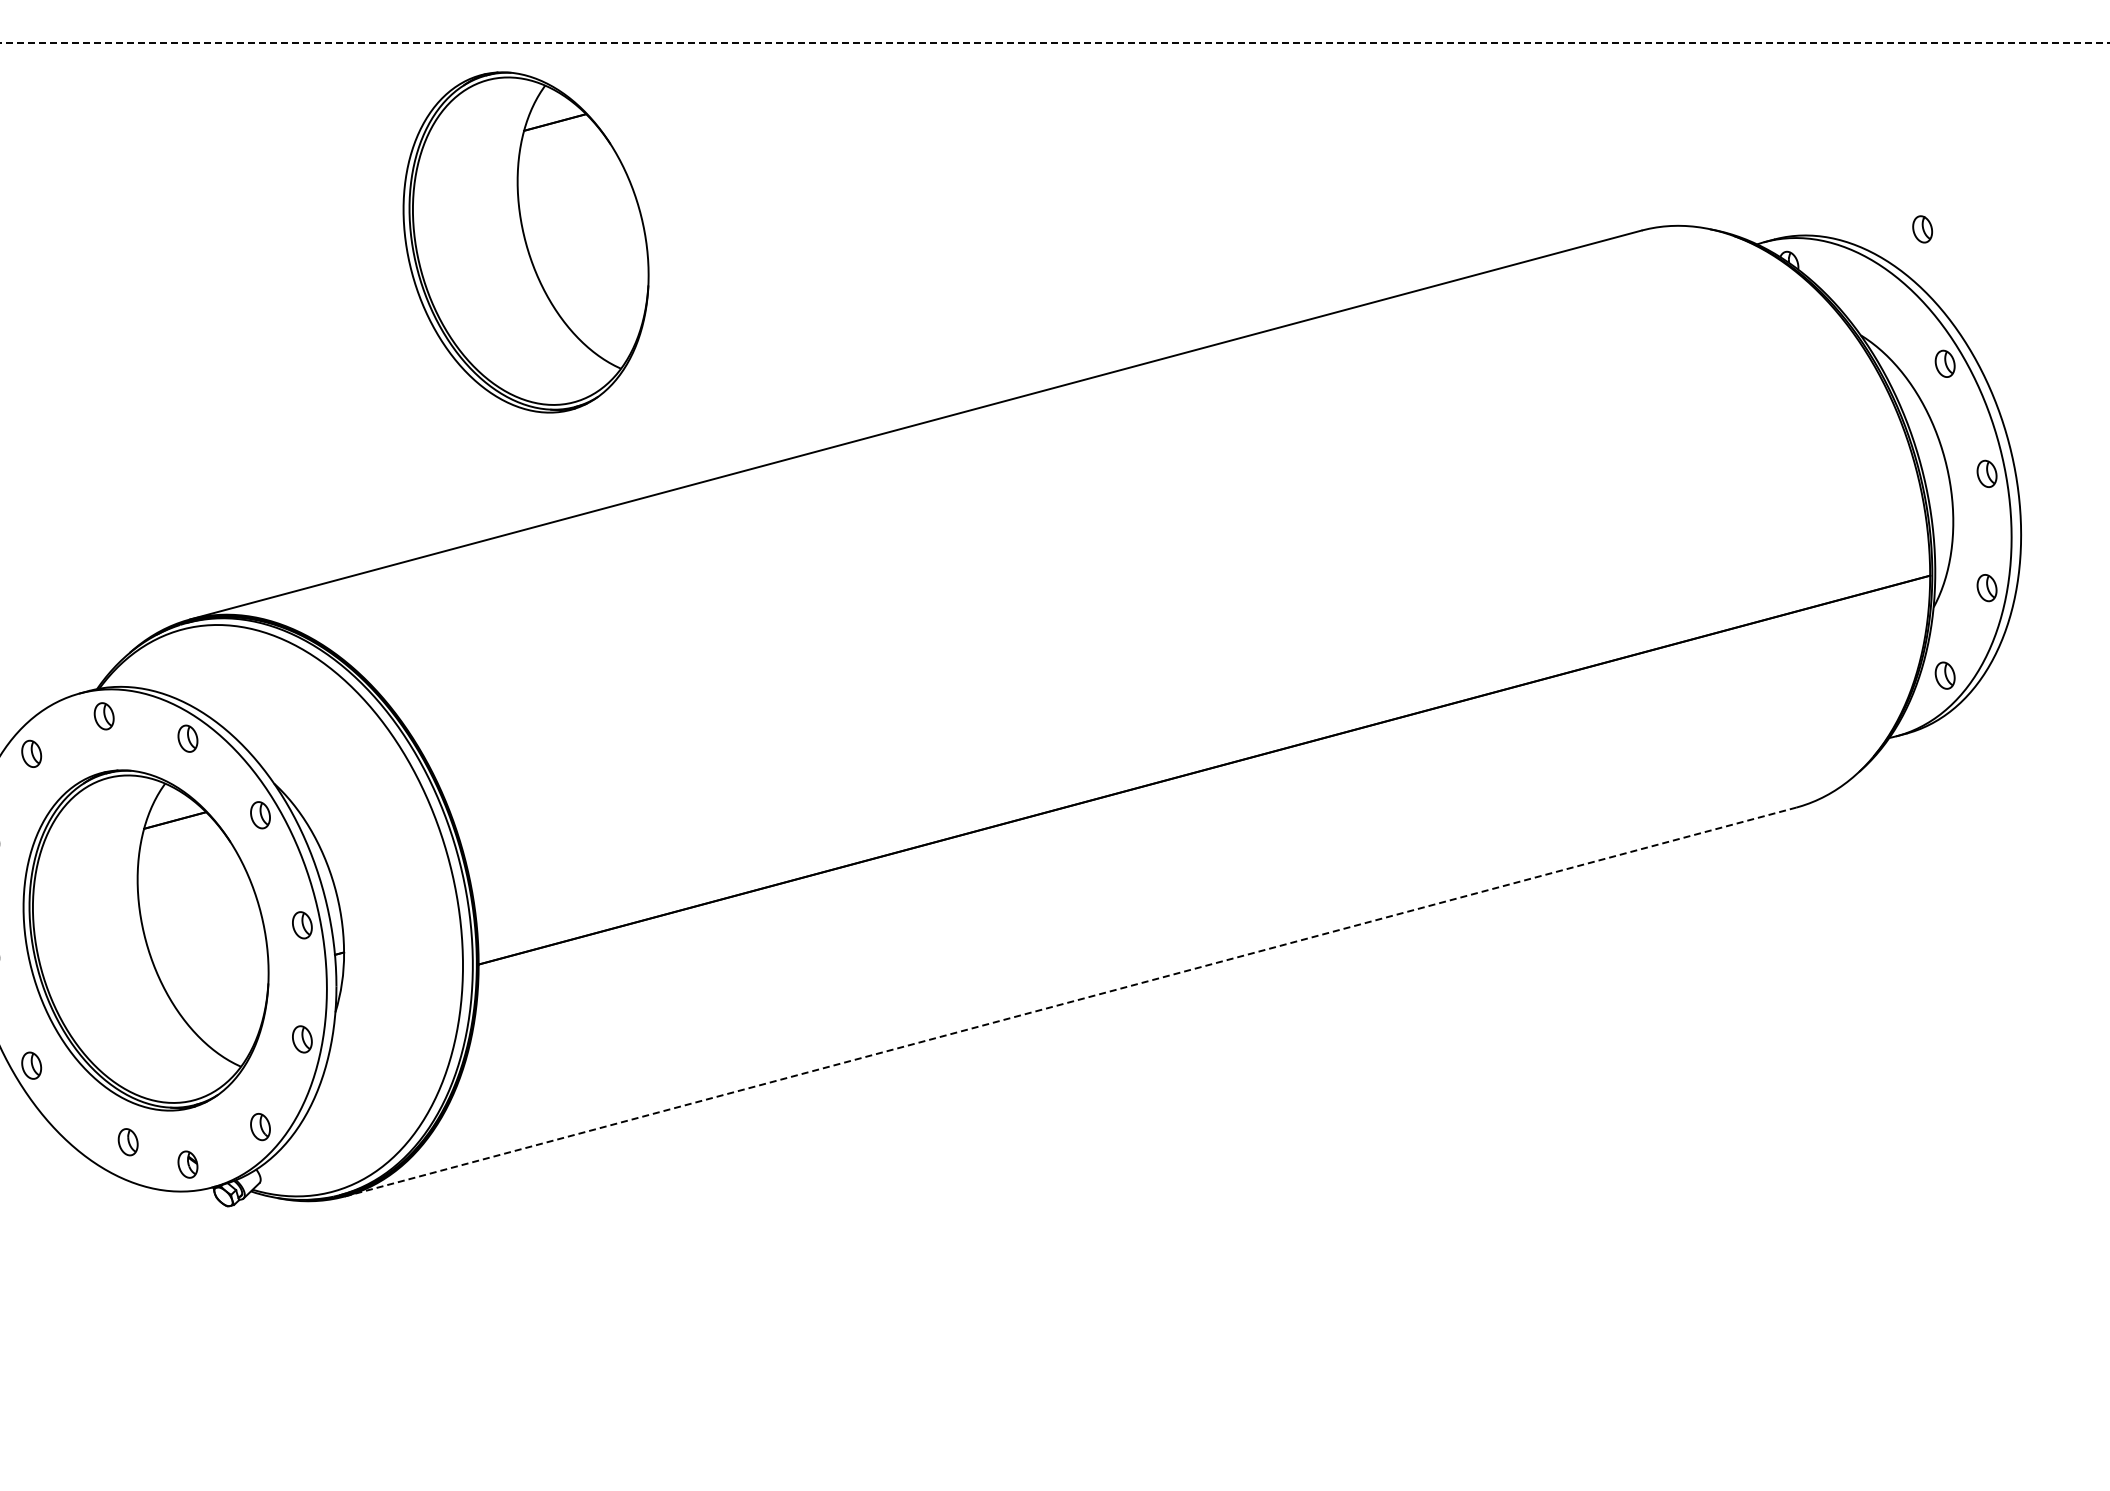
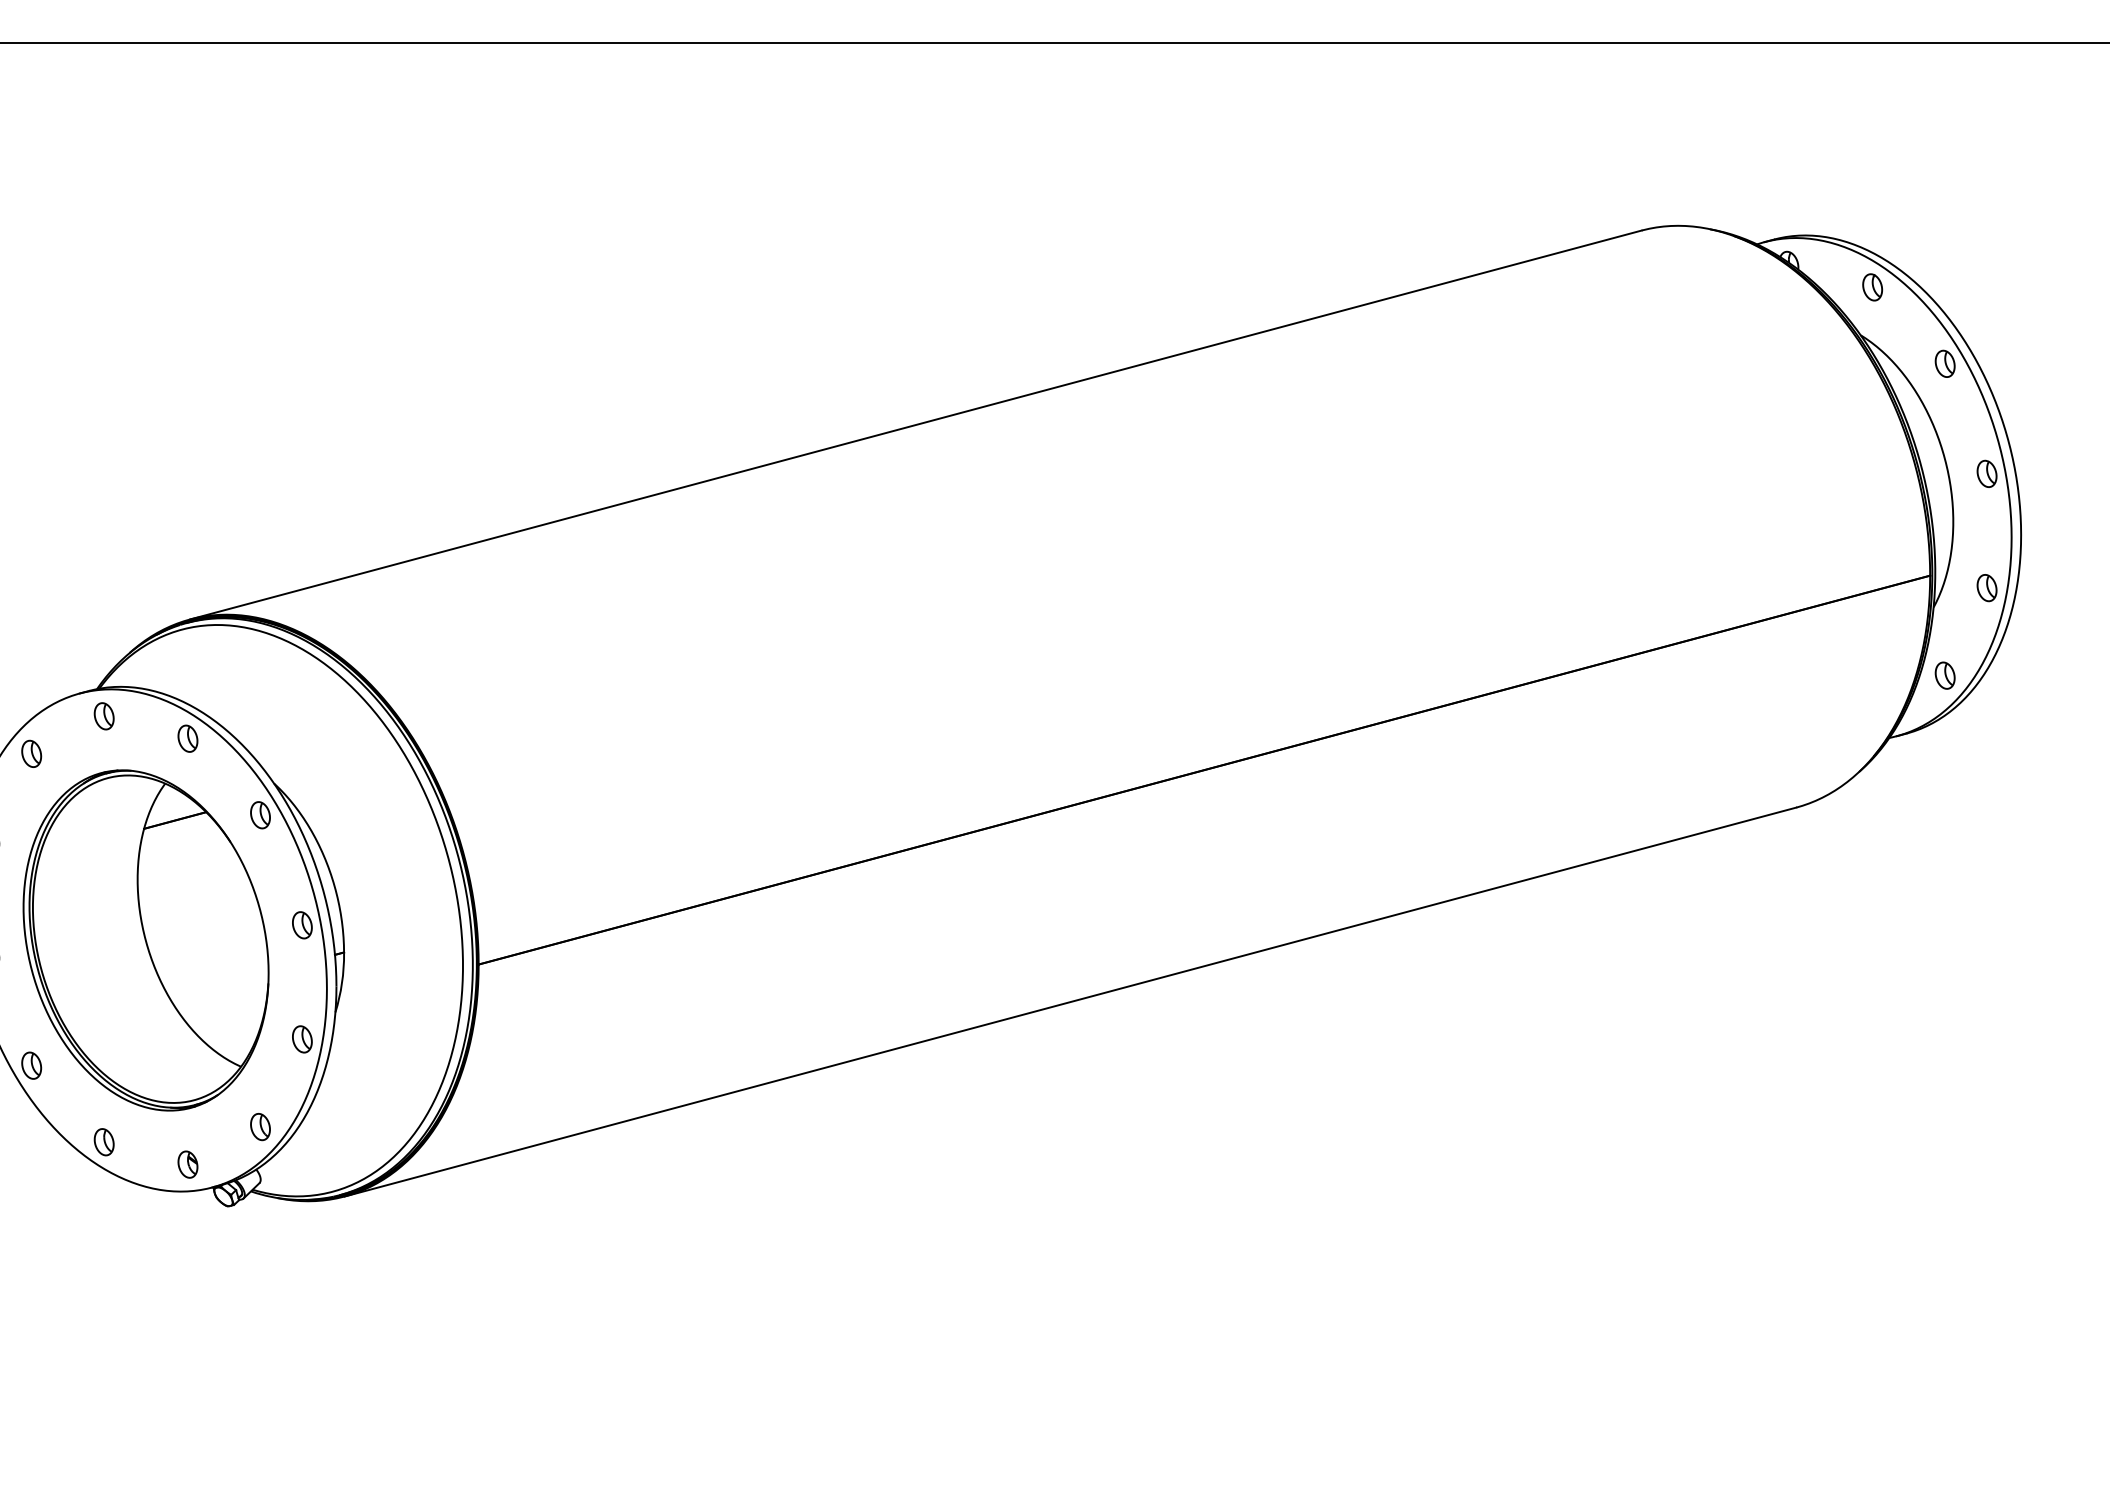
line: dashed -> solid (1055, 42)
part position: (1922, 229) -> (1872, 287) (1872, 287)
part: present -> none (525, 242)
line: dashed -> solid (1070, 1001)
part position: (127, 1142) -> (103, 1142) (103, 1142)
